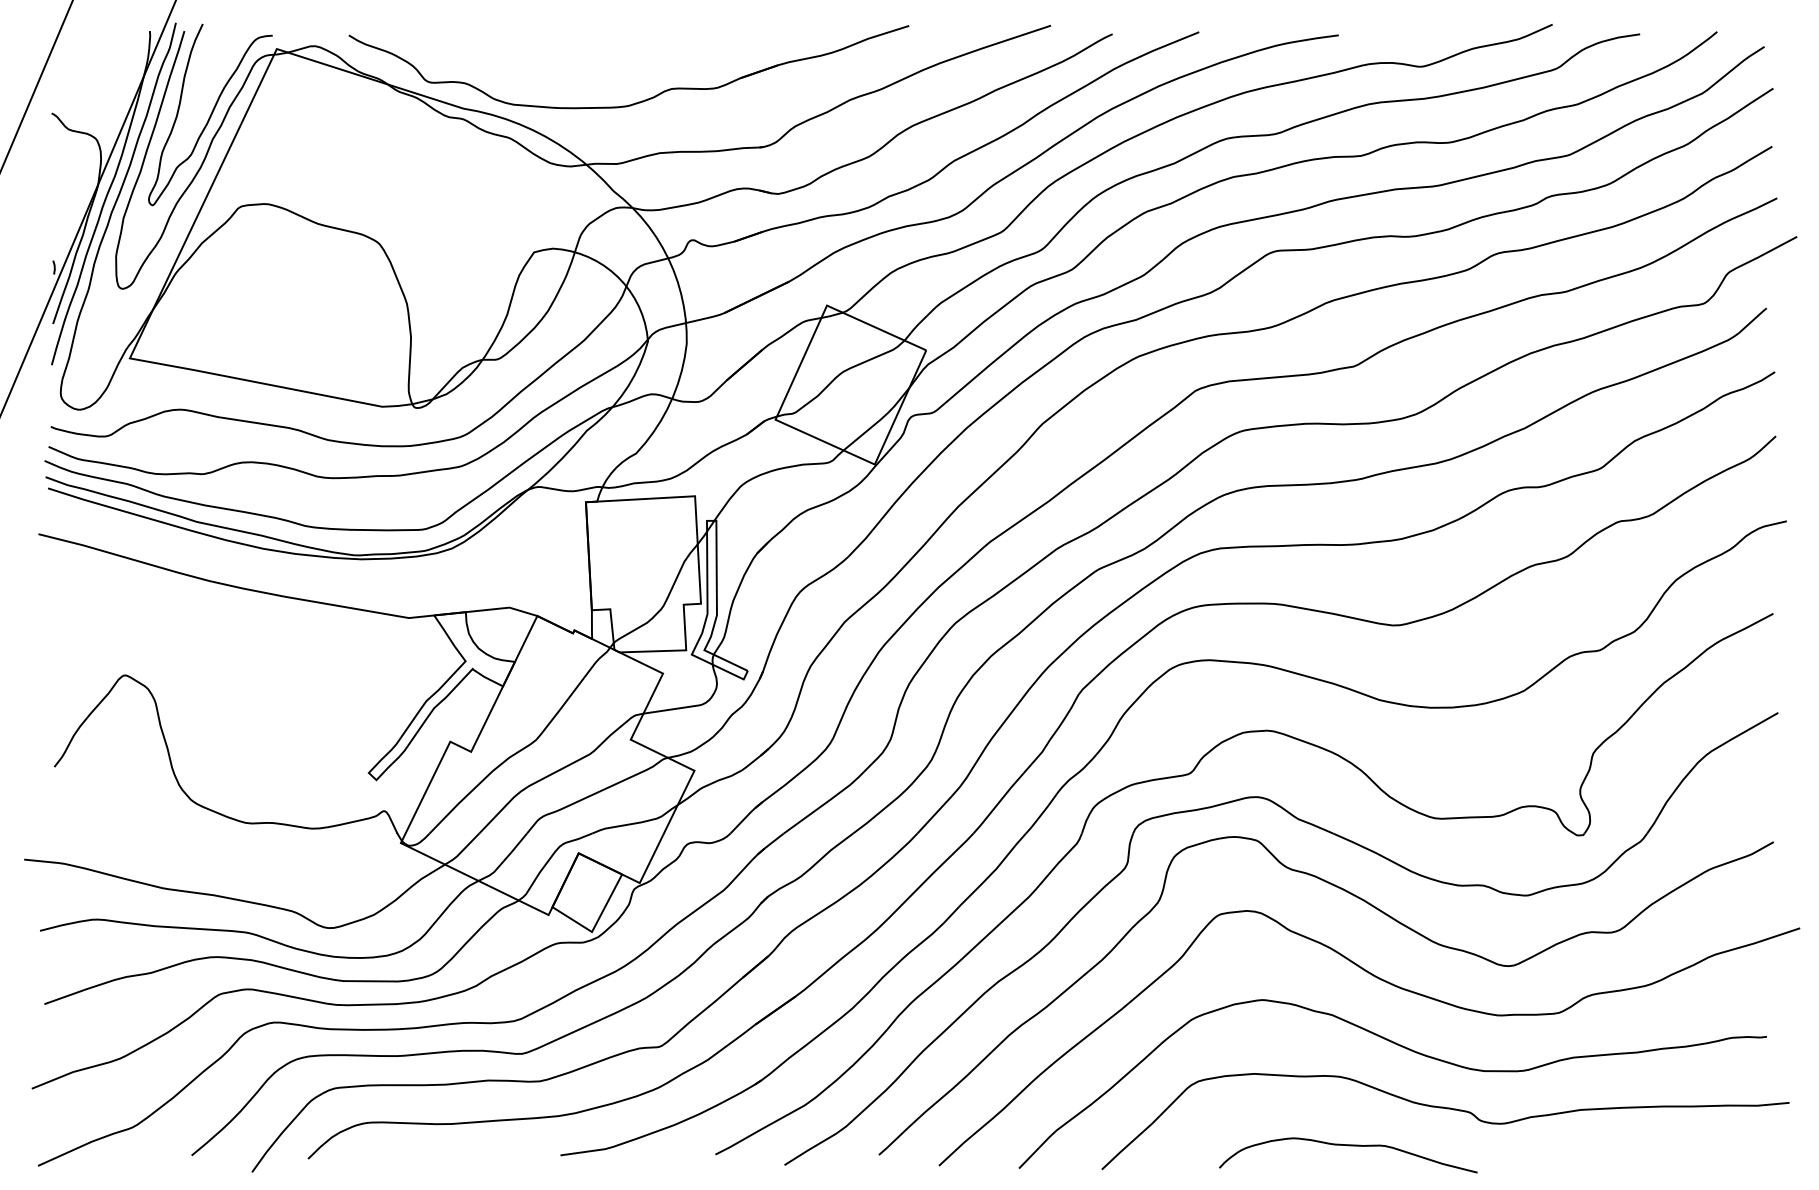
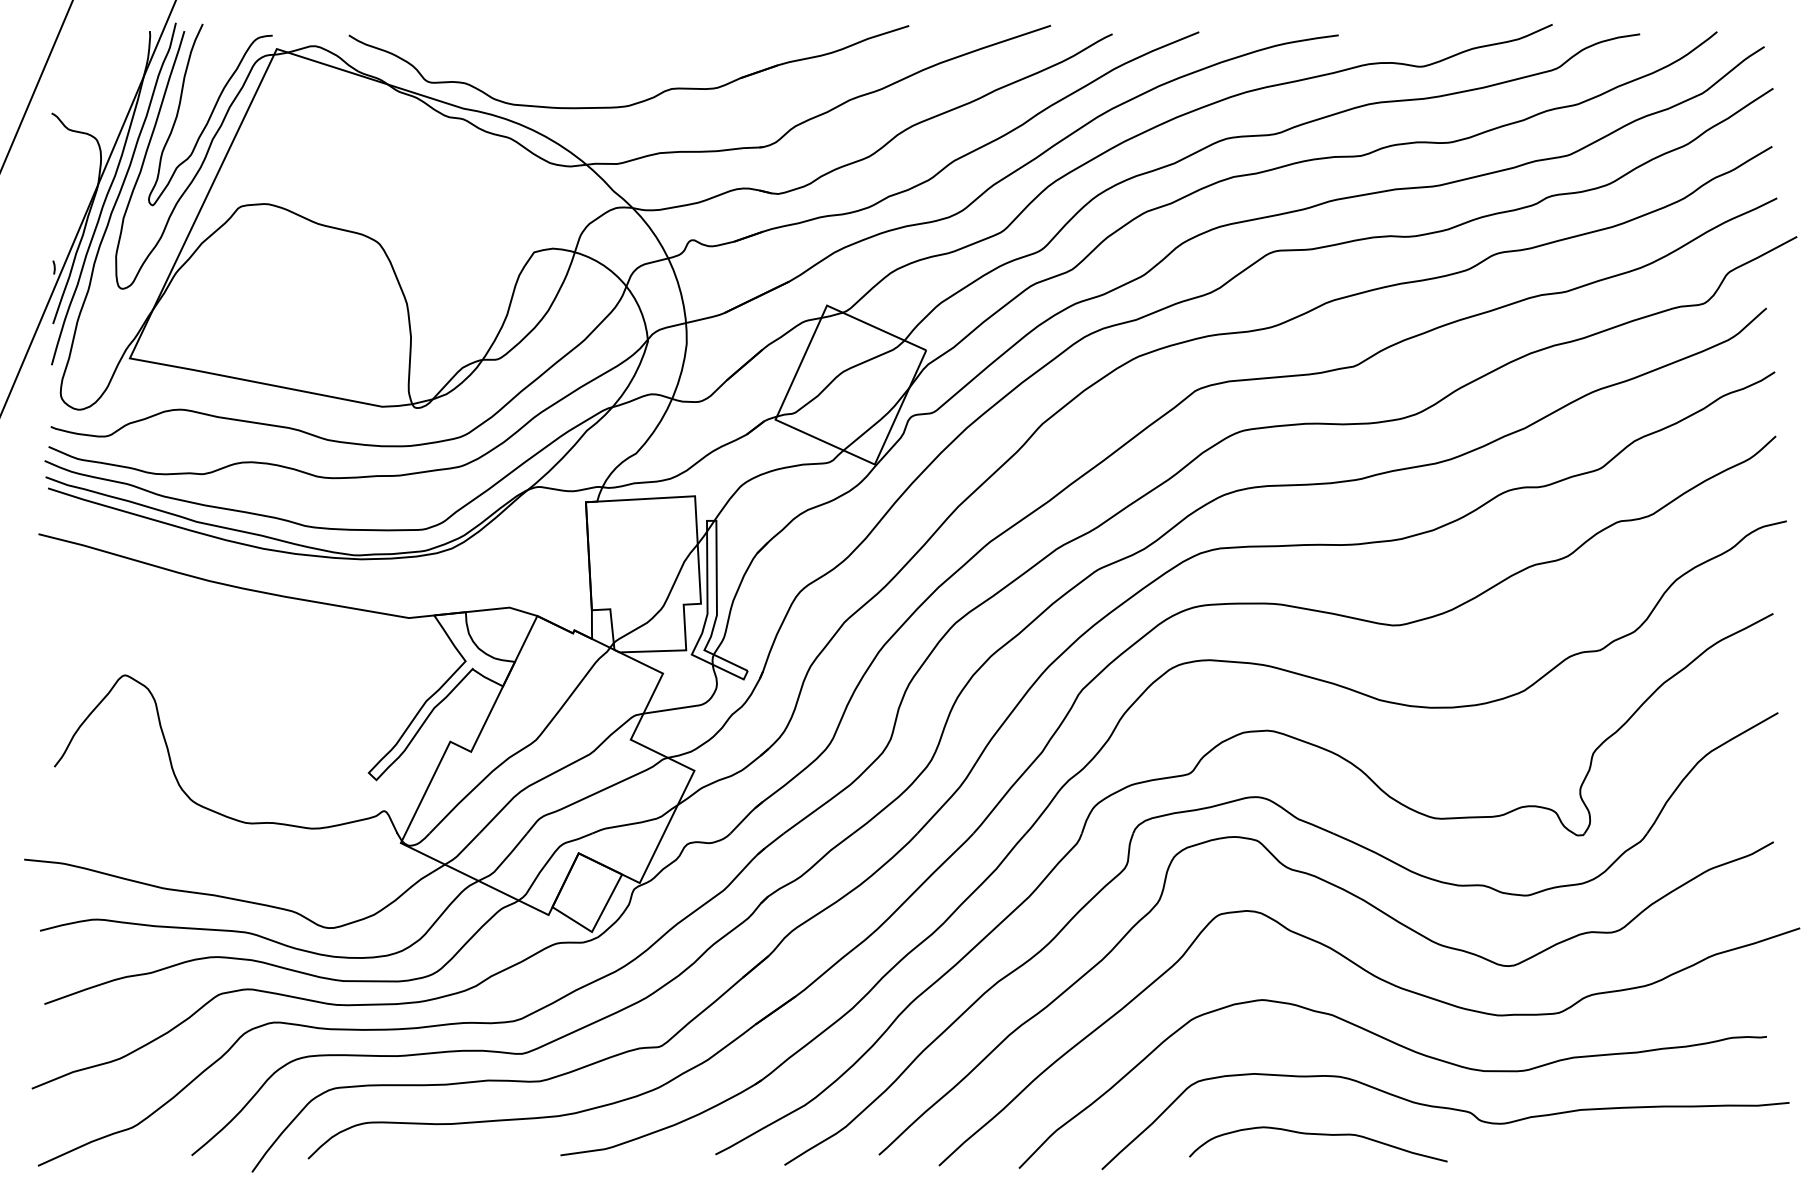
curve position: (1348, 1146) -> (1318, 1135) (1318, 1135)
